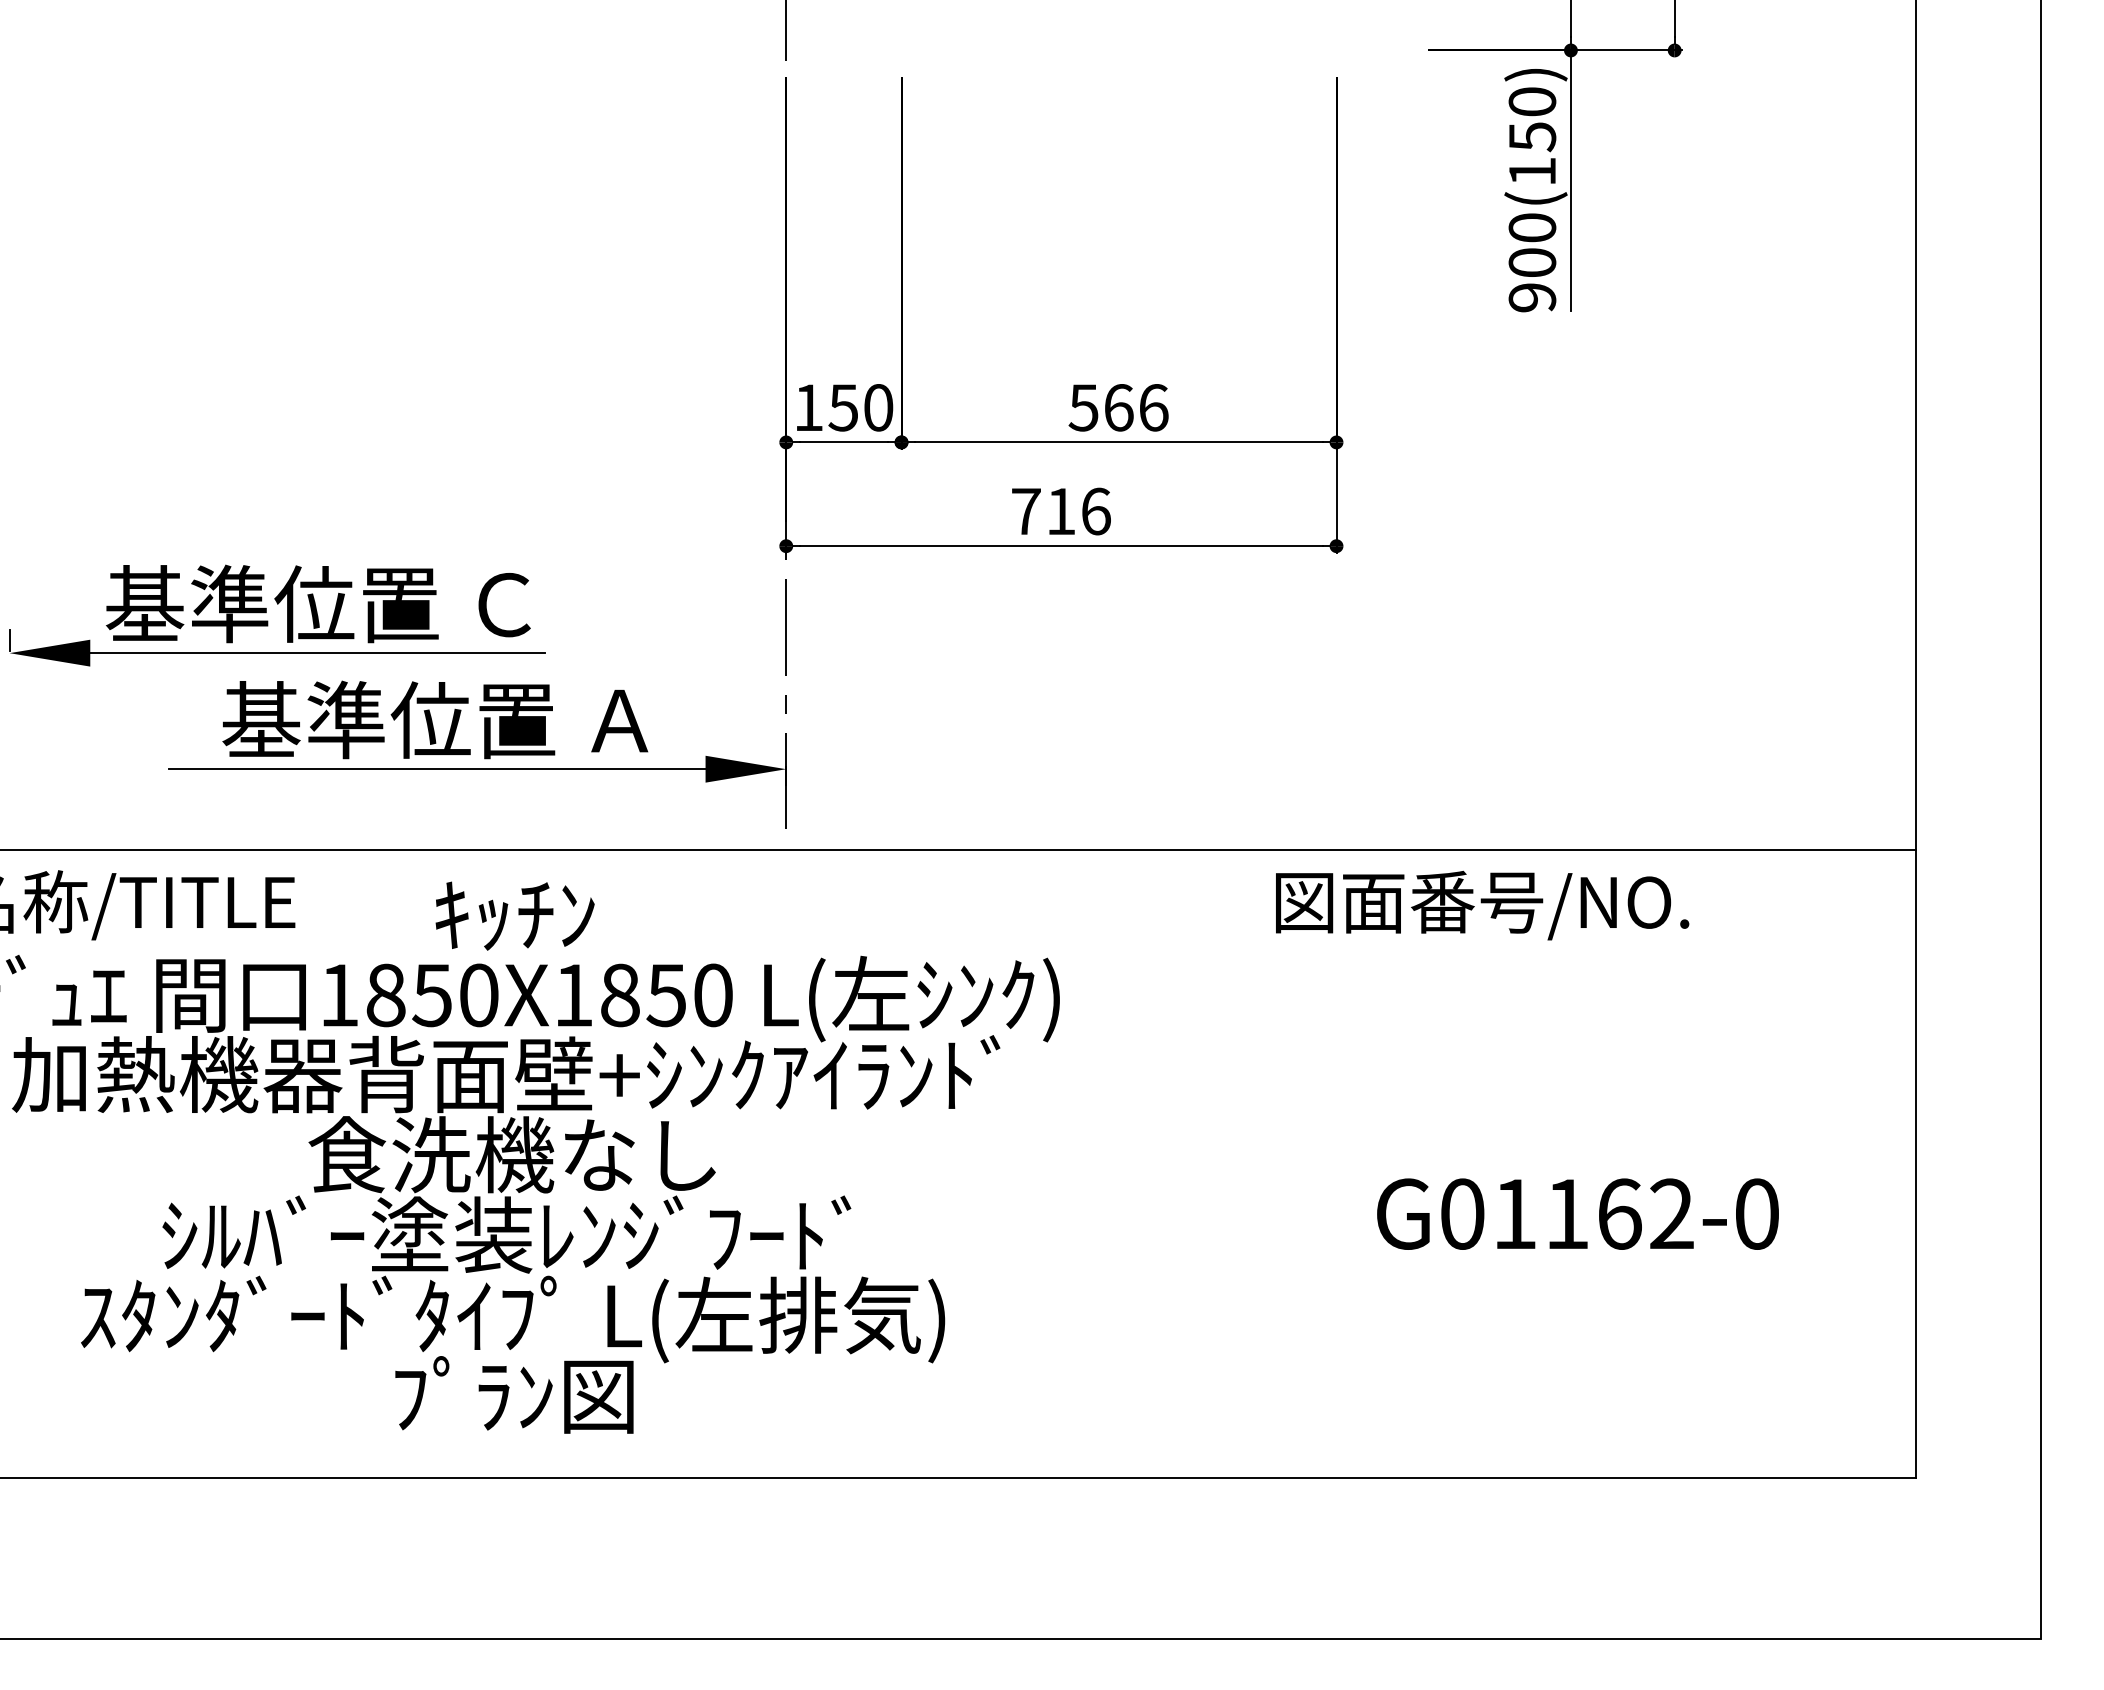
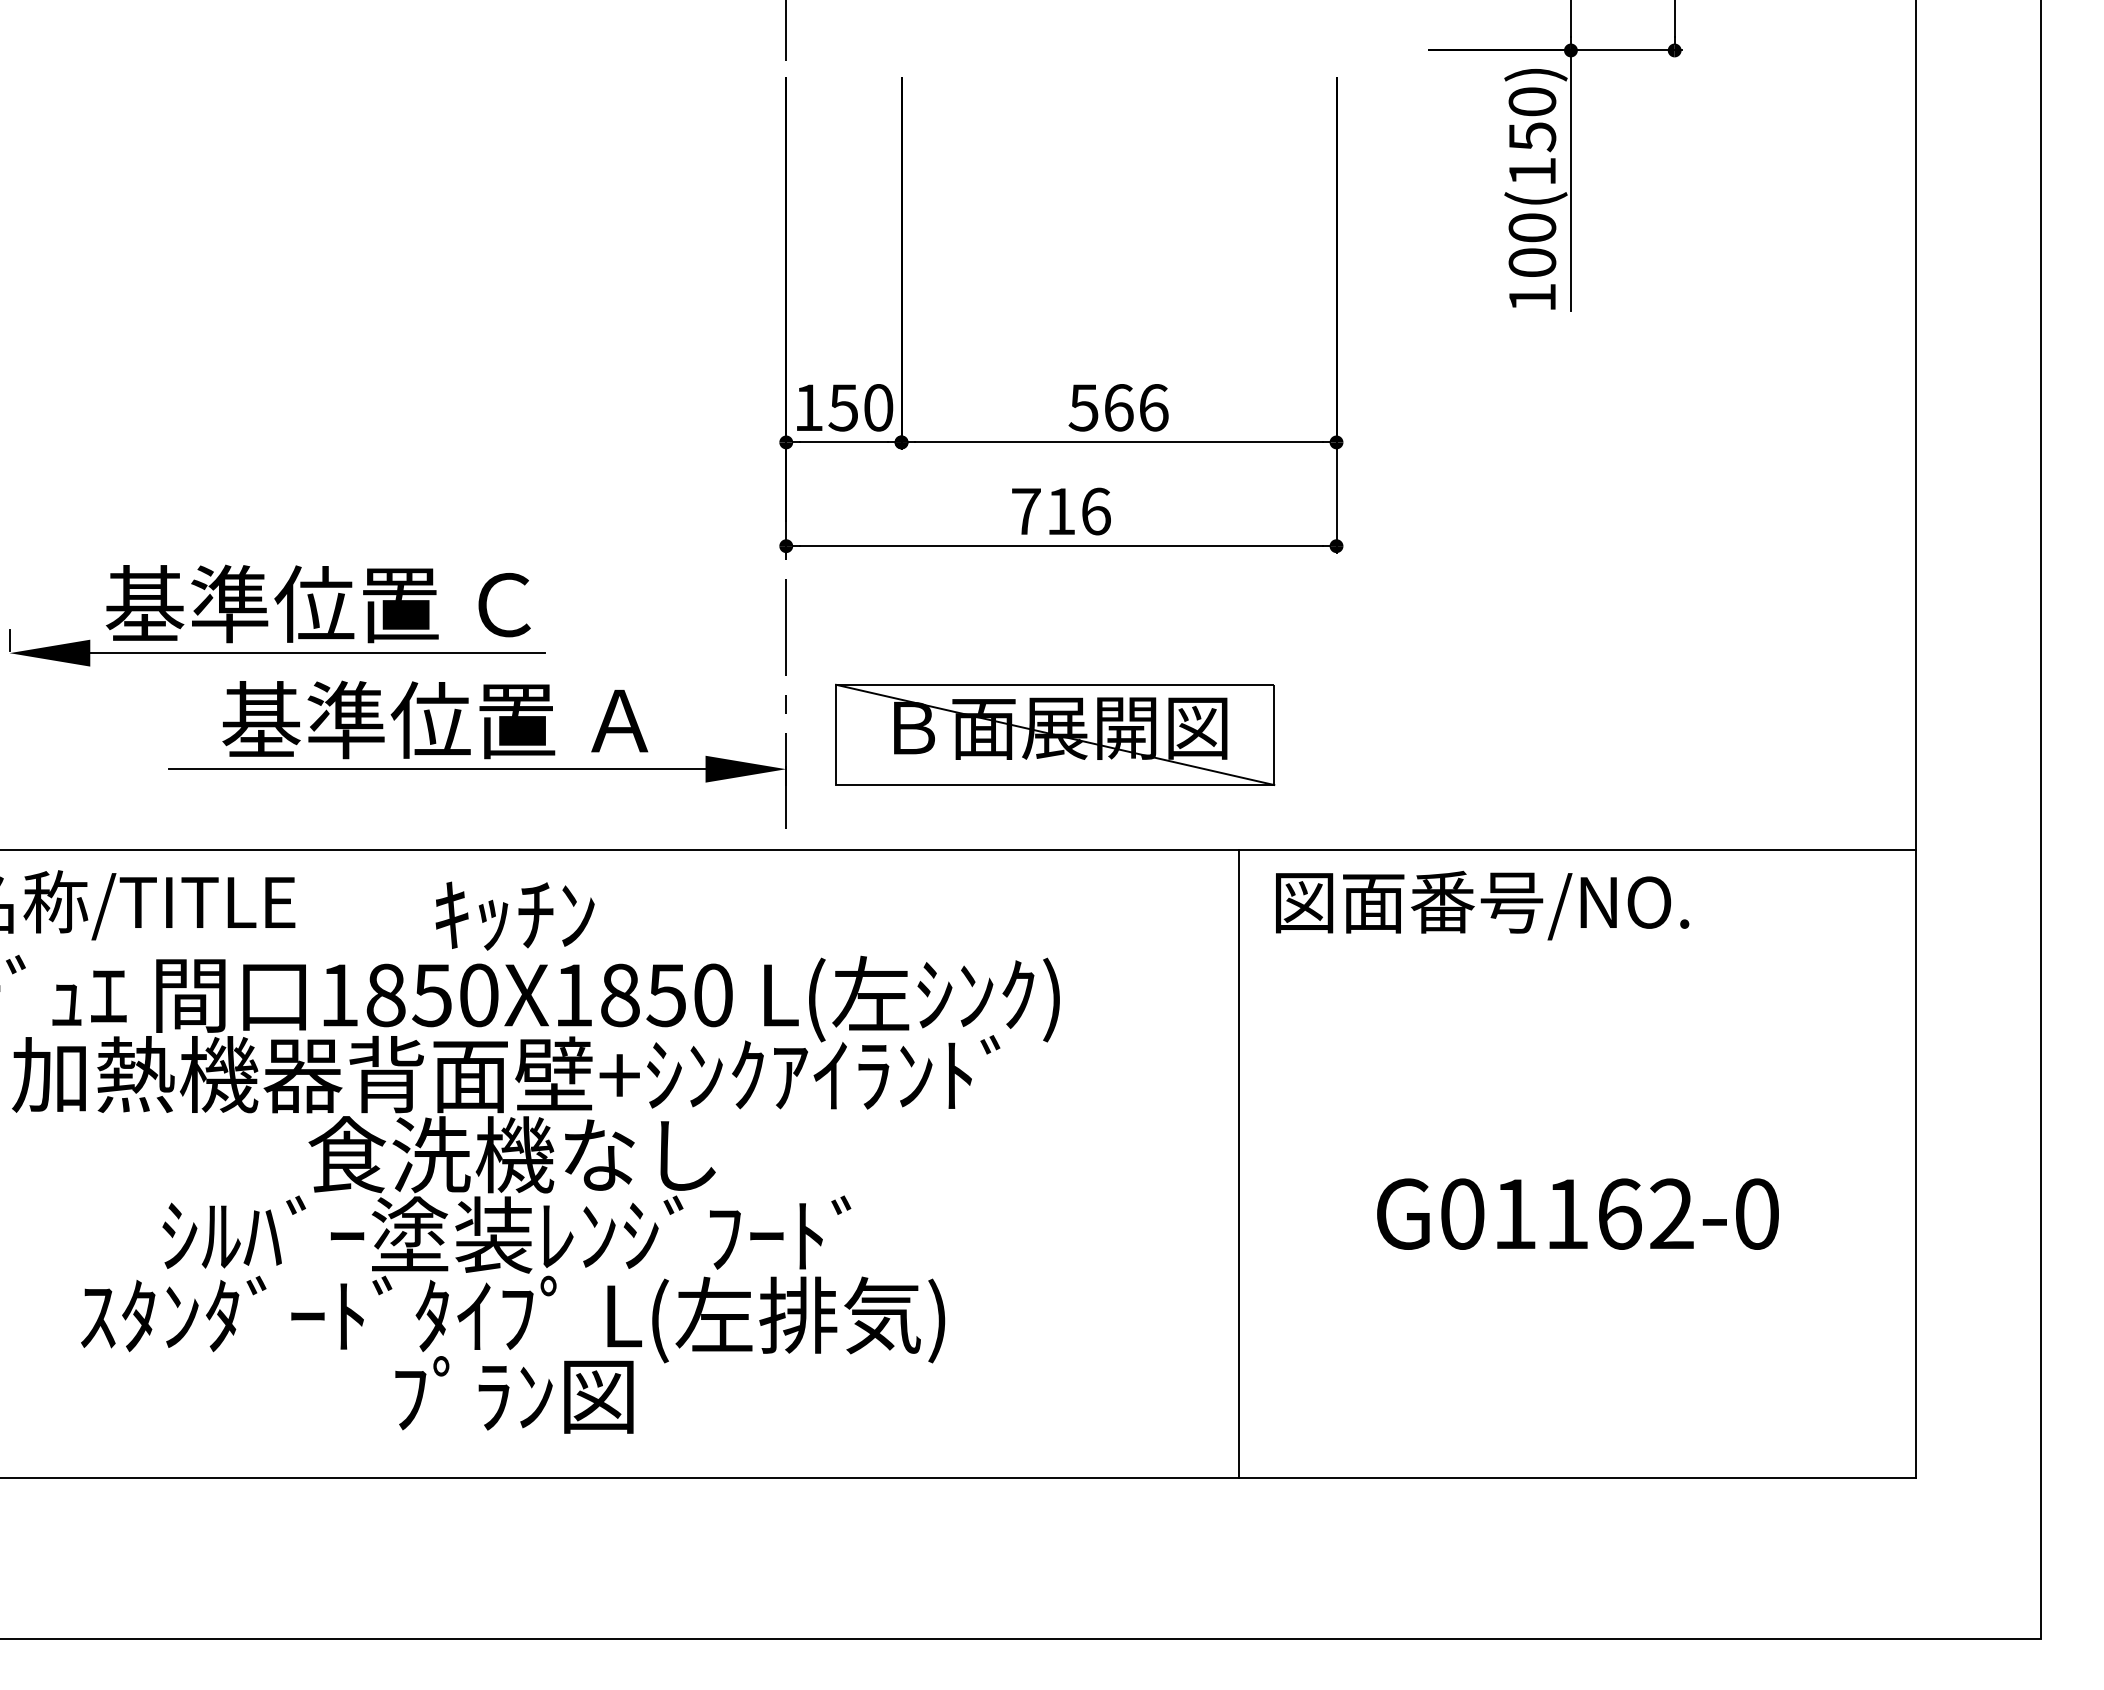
text: 900(150) -> 100(150) (1532, 297)
part: none -> present (1055, 734)
line: none -> present (1239, 1163)
